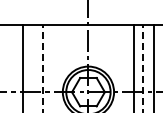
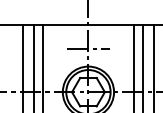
line: none -> present (88, 48)
line: none -> present (33, 66)
line: dashed -> solid (42, 68)
line: dashed -> solid (143, 68)
